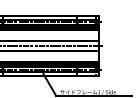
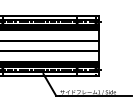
line: present -> none (52, 46)
